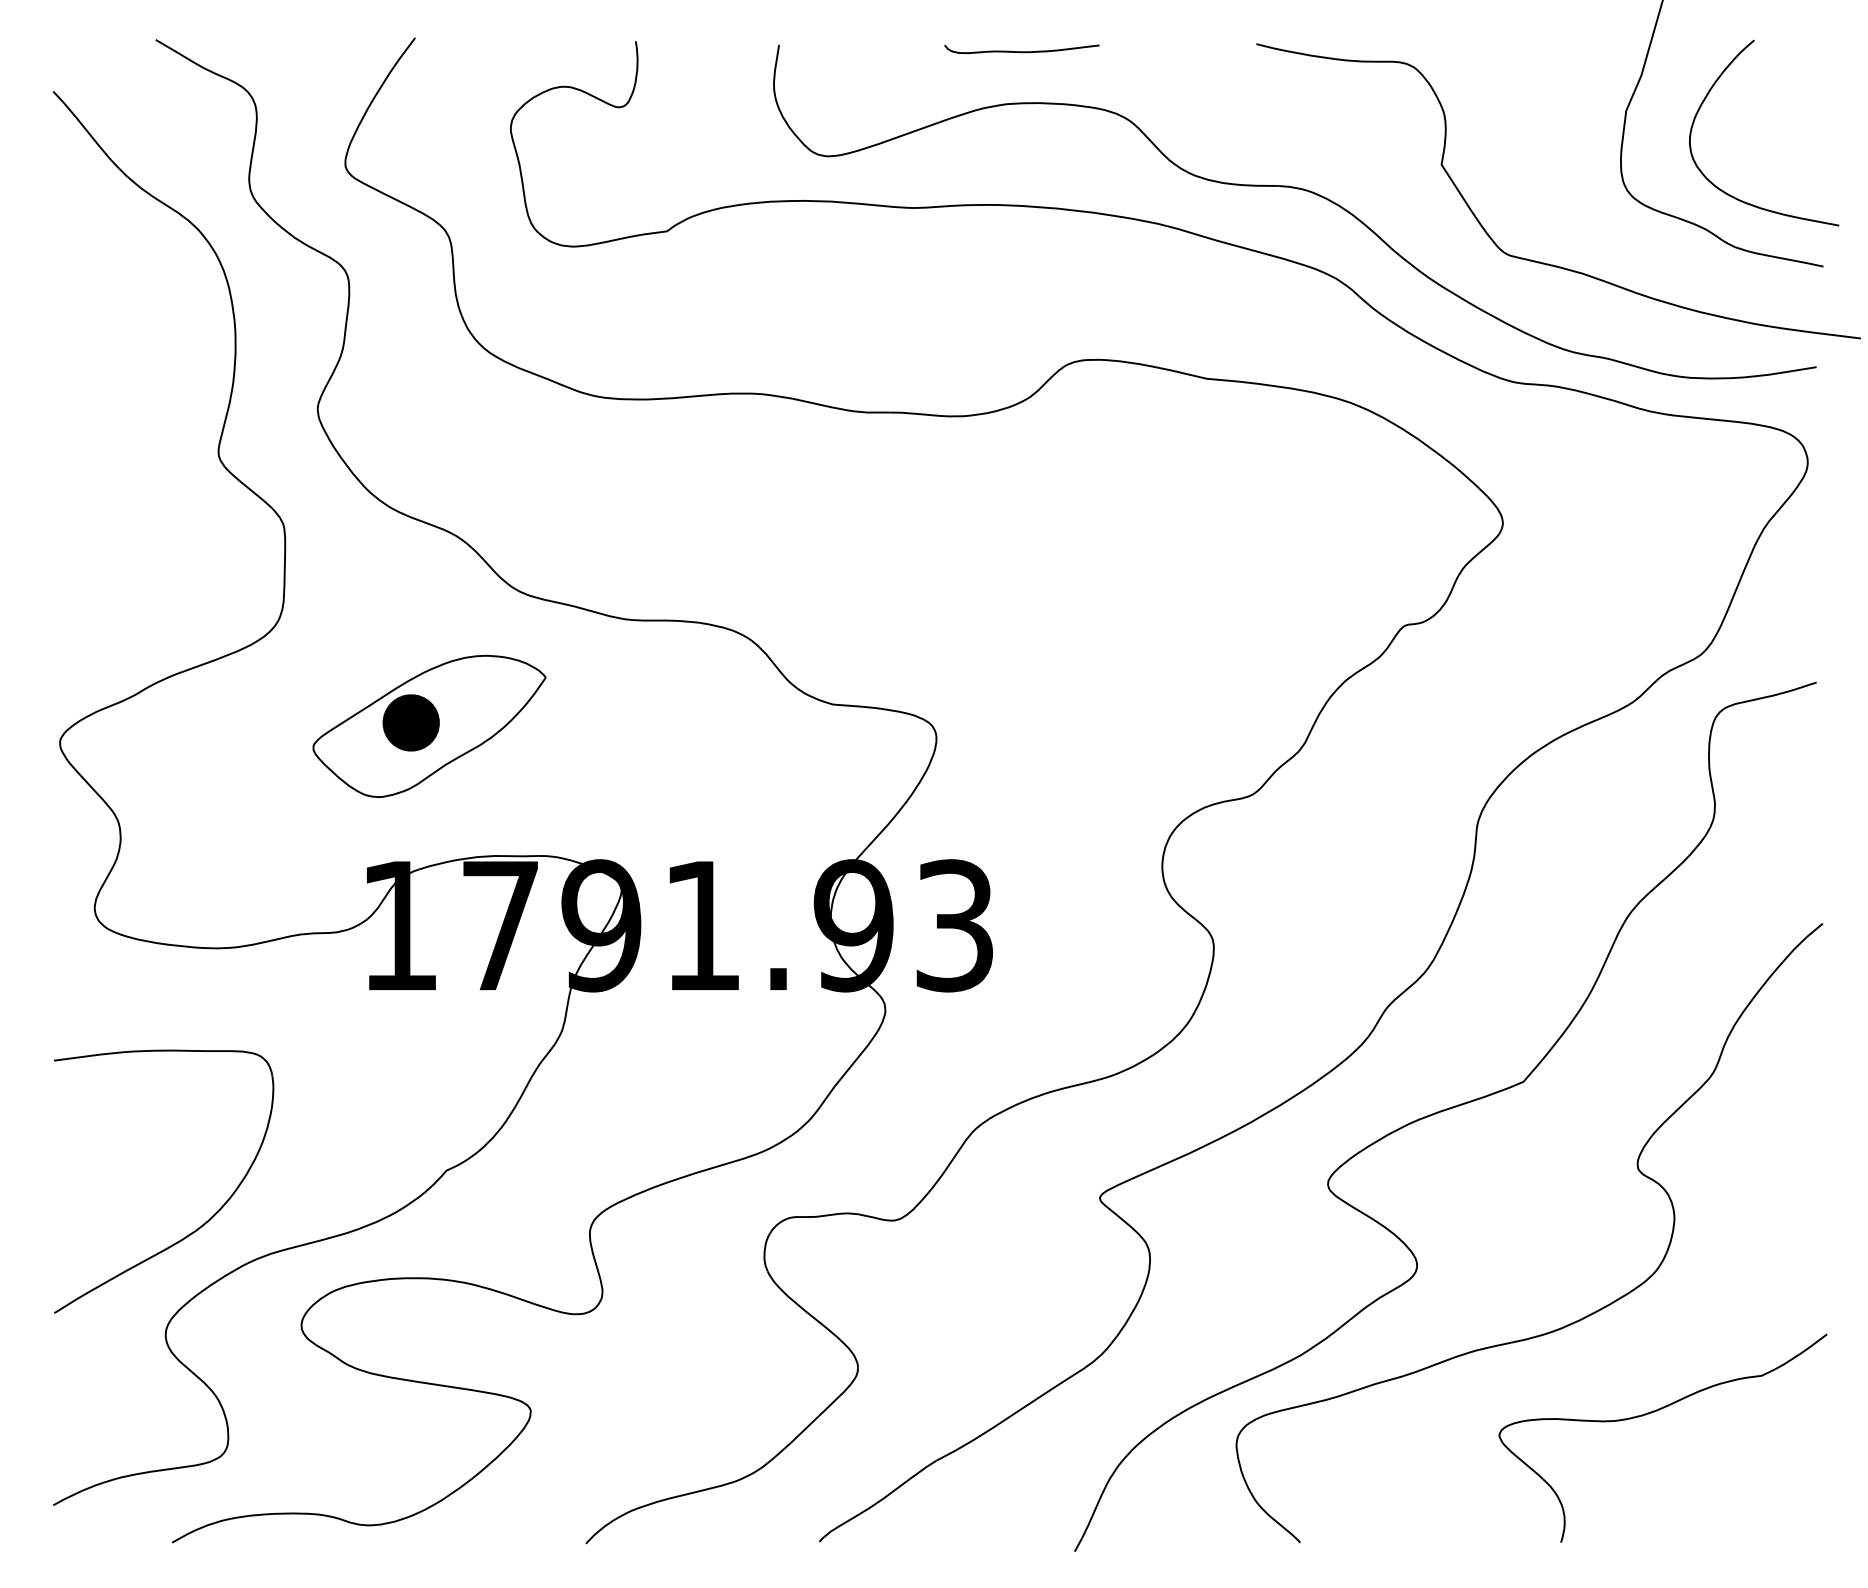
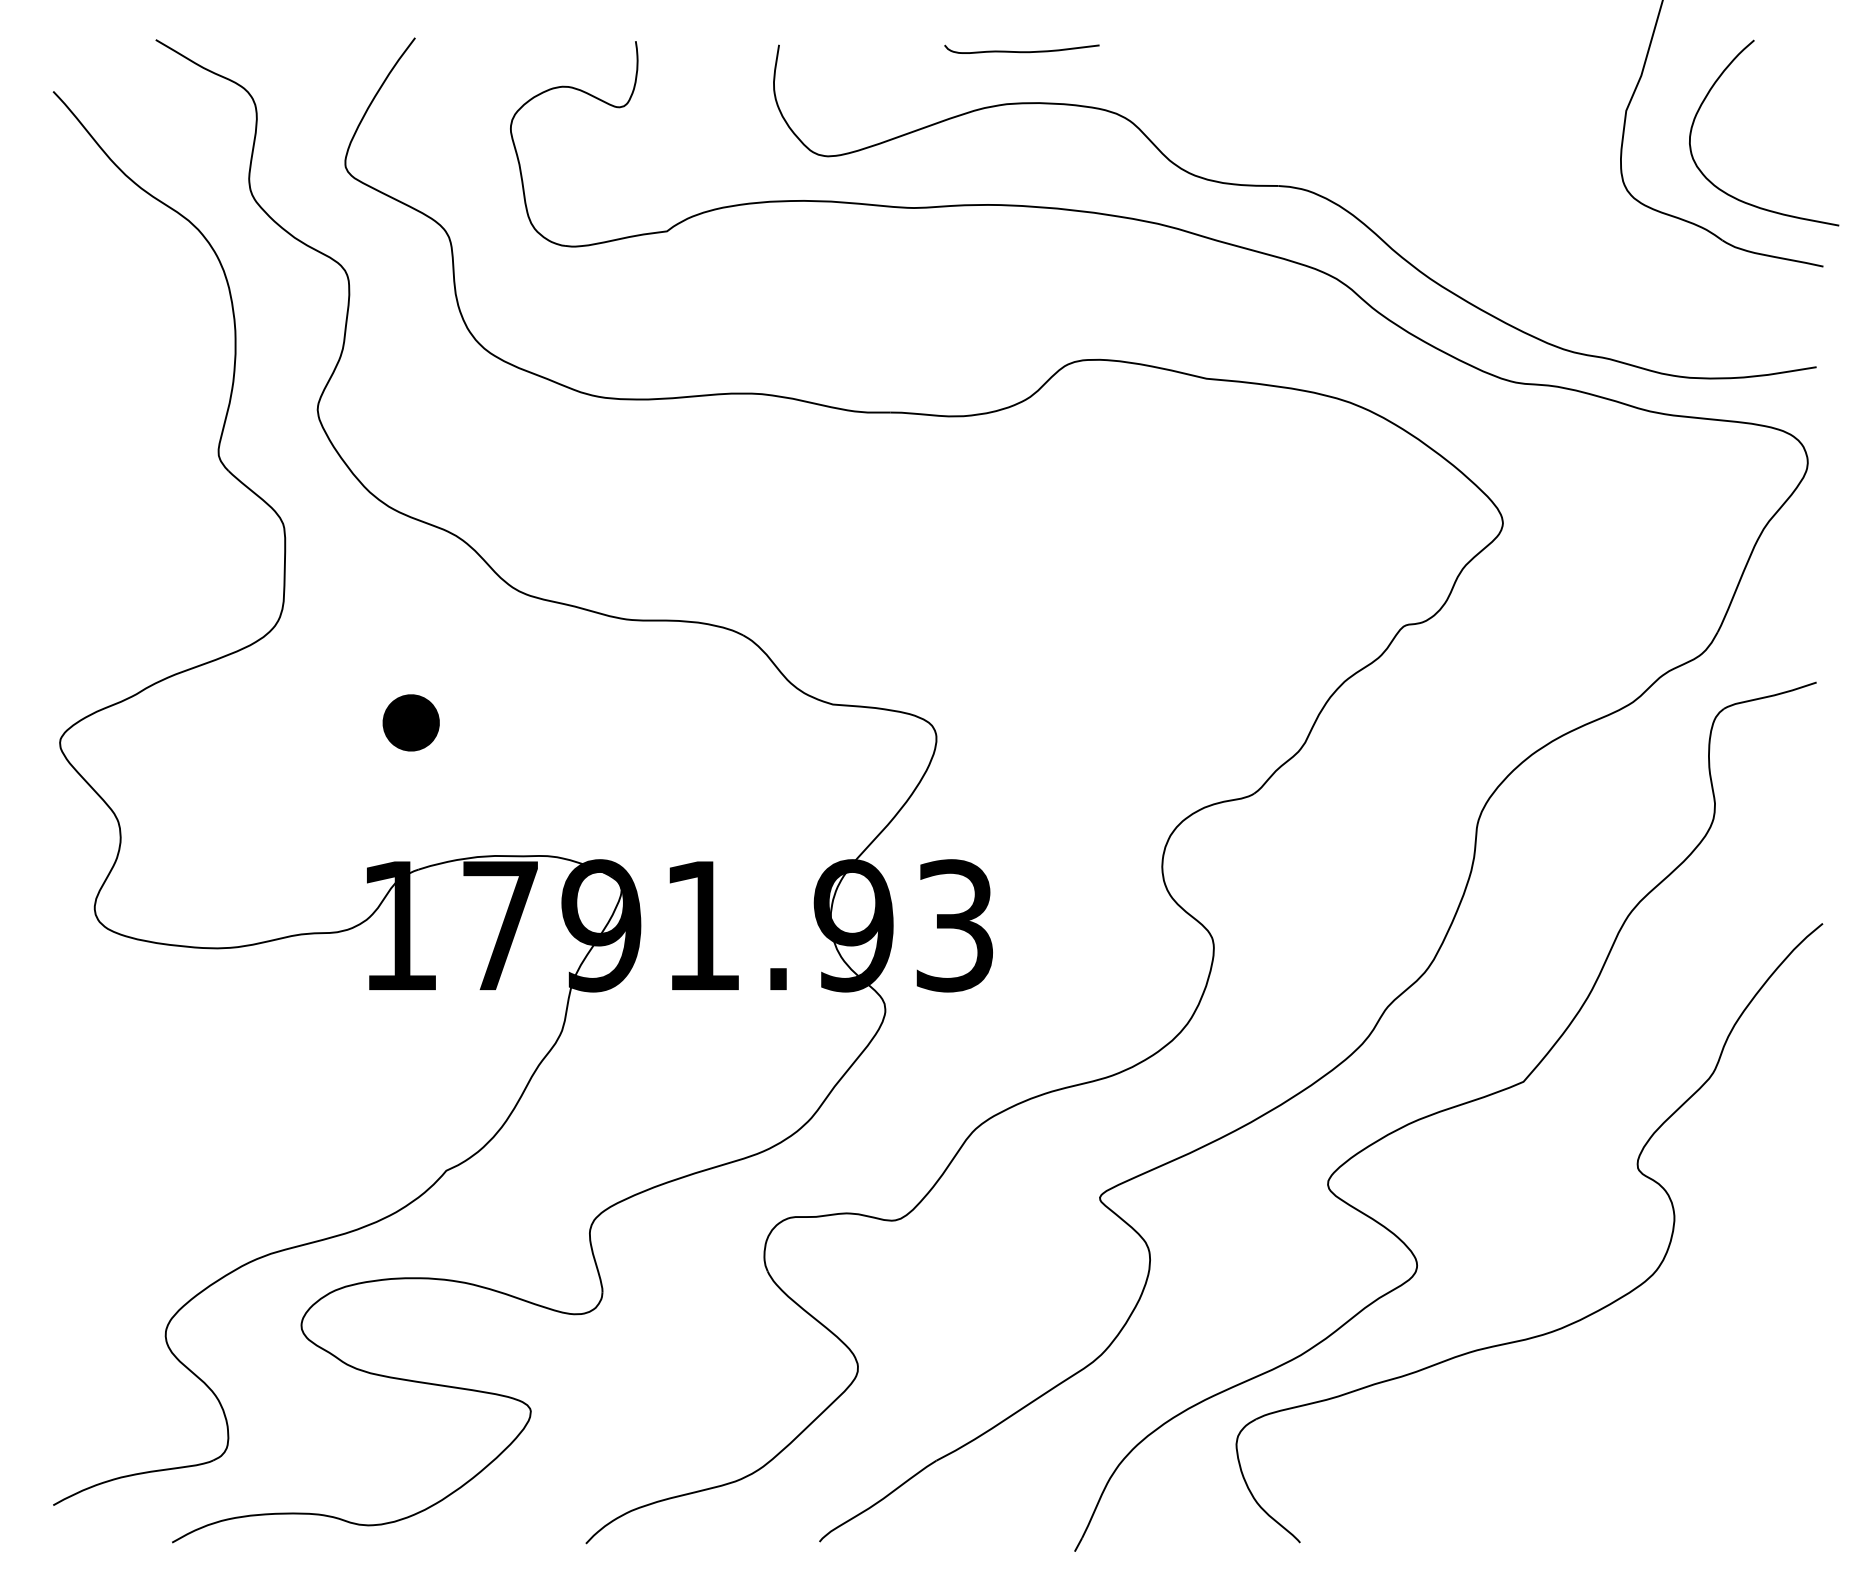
part: present -> none (1540, 261)
part: present -> none (429, 726)
part: present -> none (199, 1226)
part: present -> none (1654, 1412)
